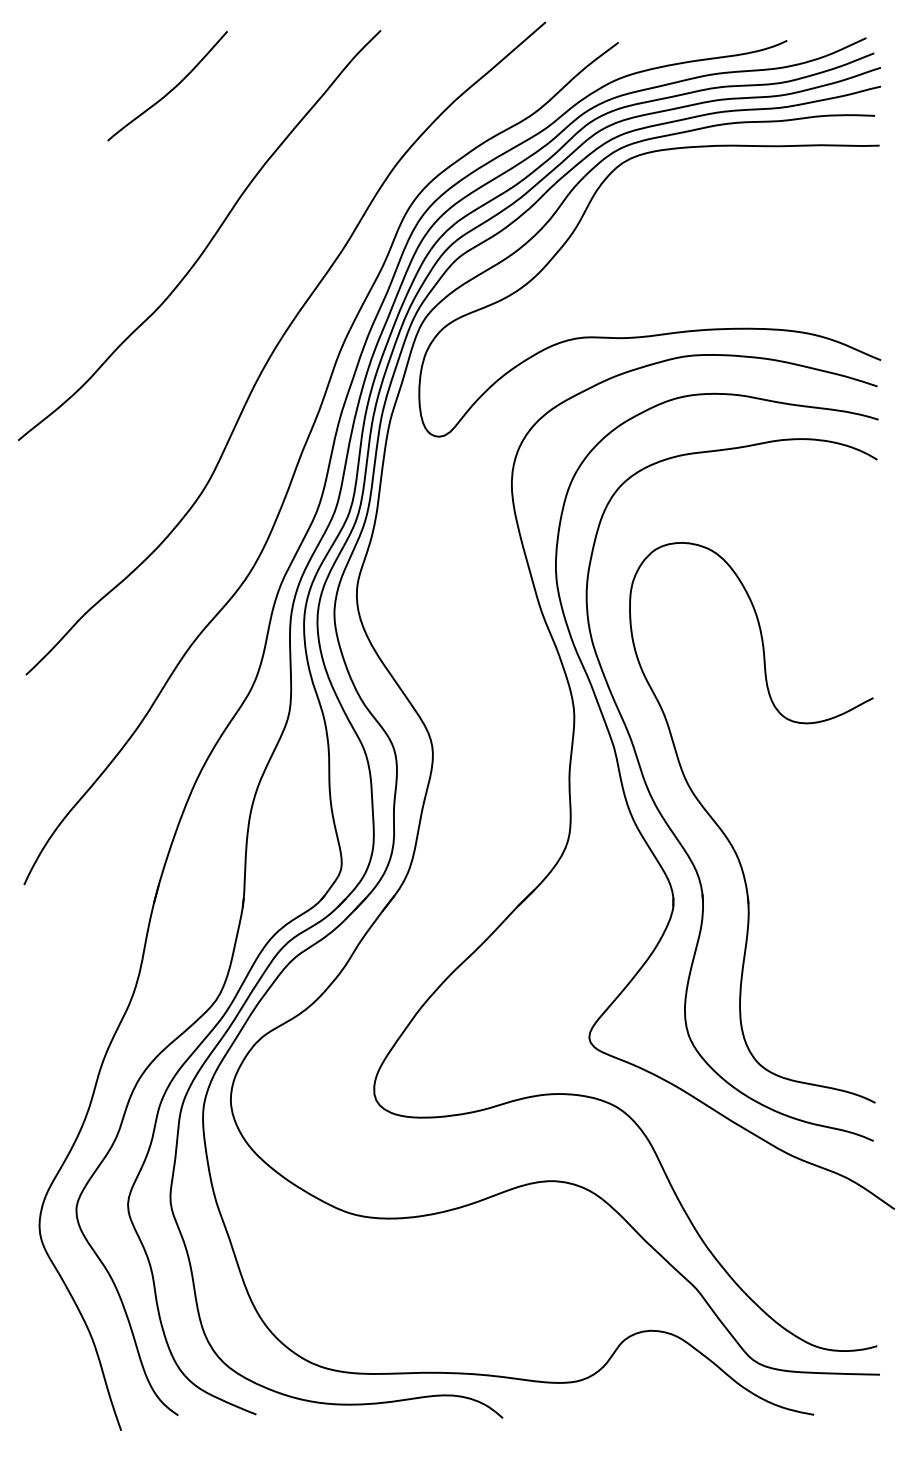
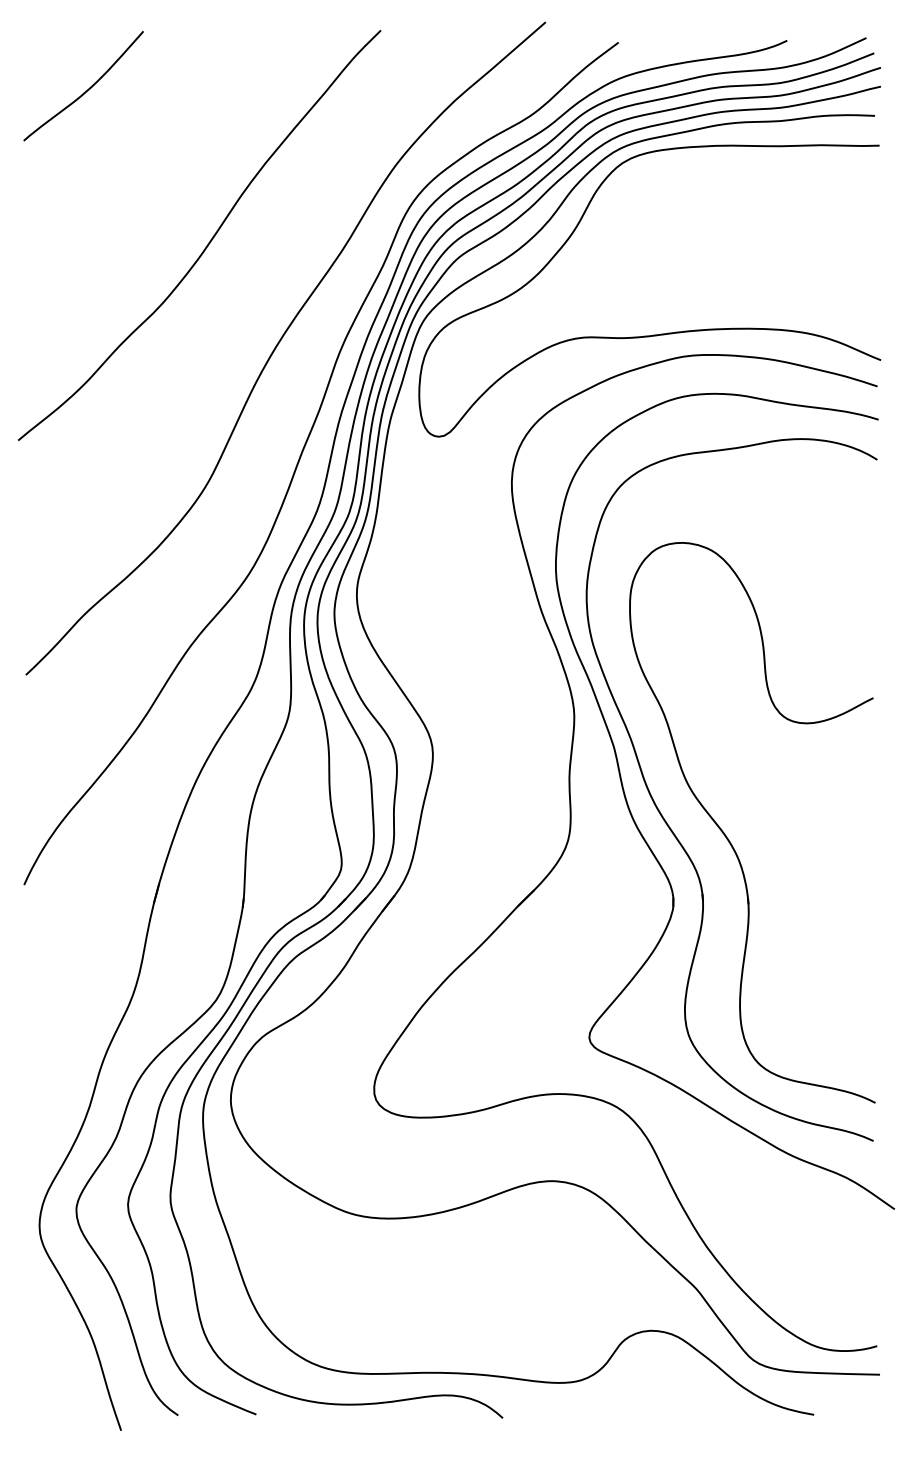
curve position: (171, 89) -> (87, 89) (87, 89)
